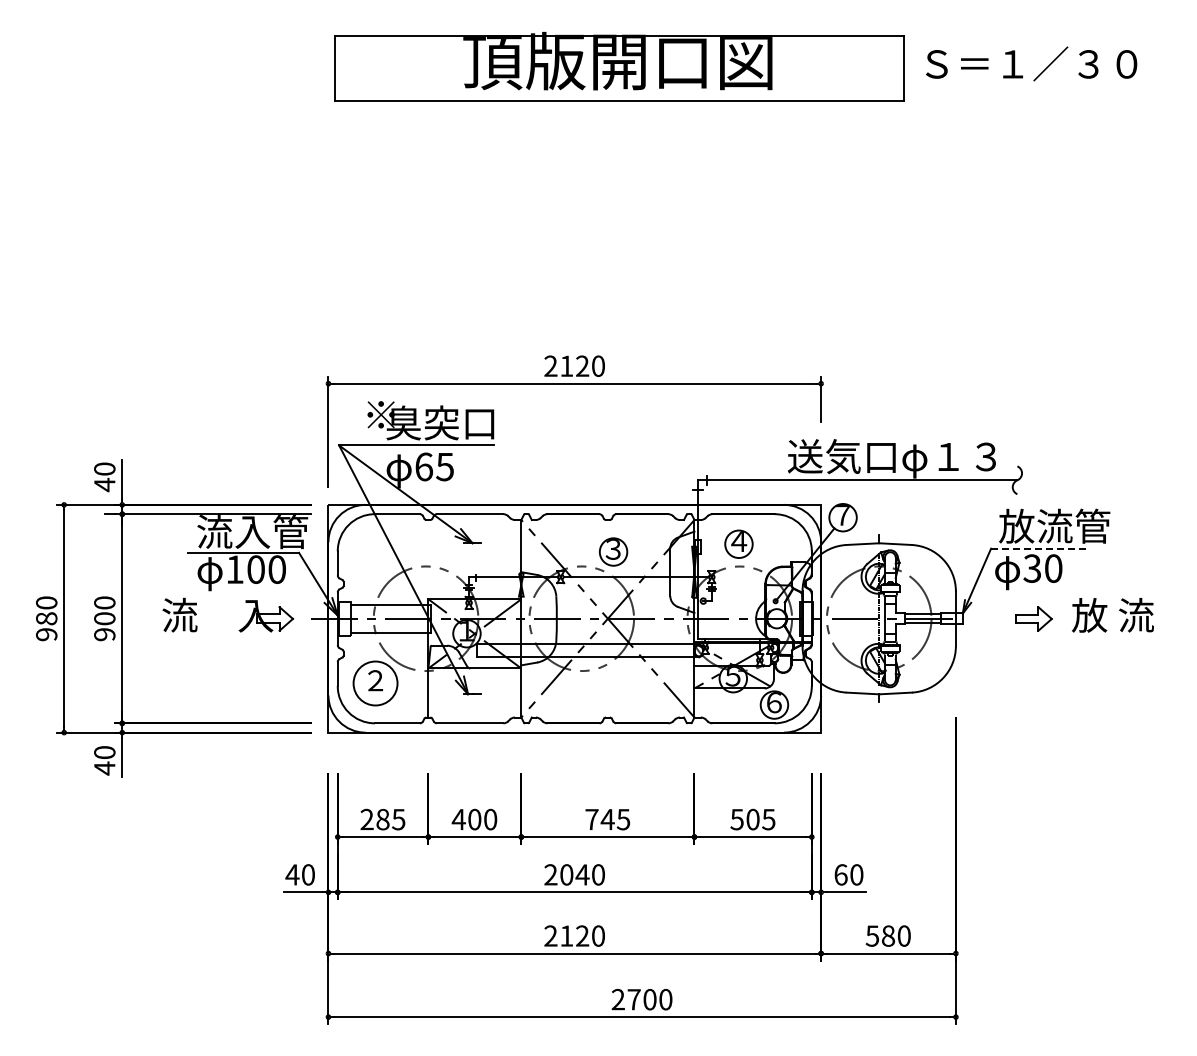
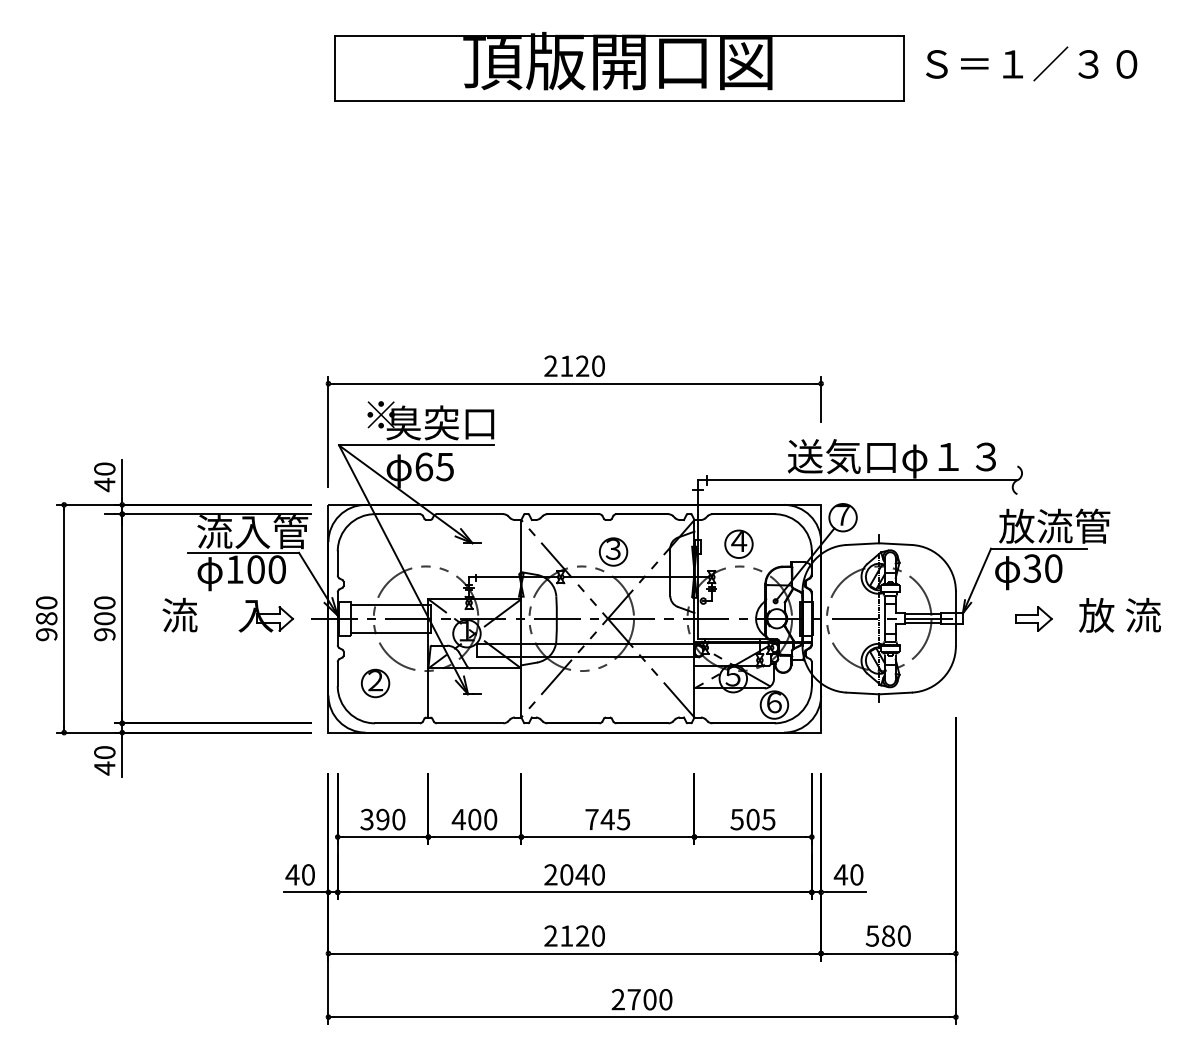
line: dashed -> solid (1038, 548)
text position: (1112, 615) -> (1119, 615) (1119, 615)
circle diameter: 44 px -> 27 px (375, 683)
text: 285 -> 390 (382, 819)
text: 60 -> 40 (840, 874)
